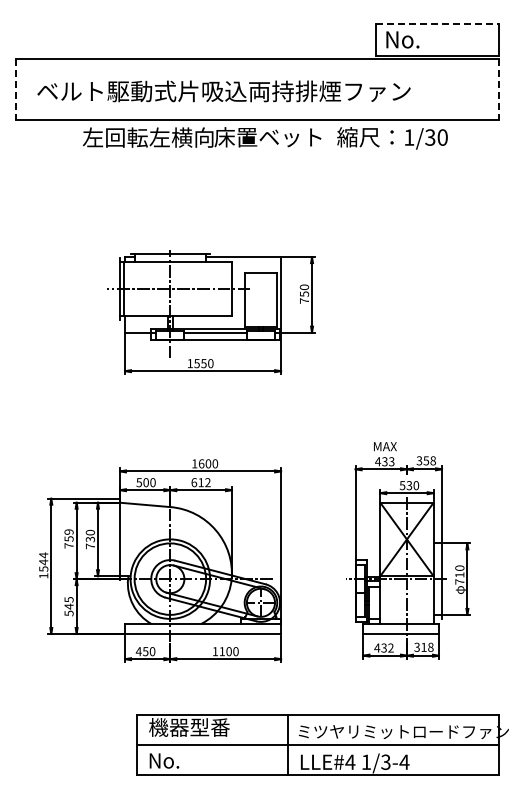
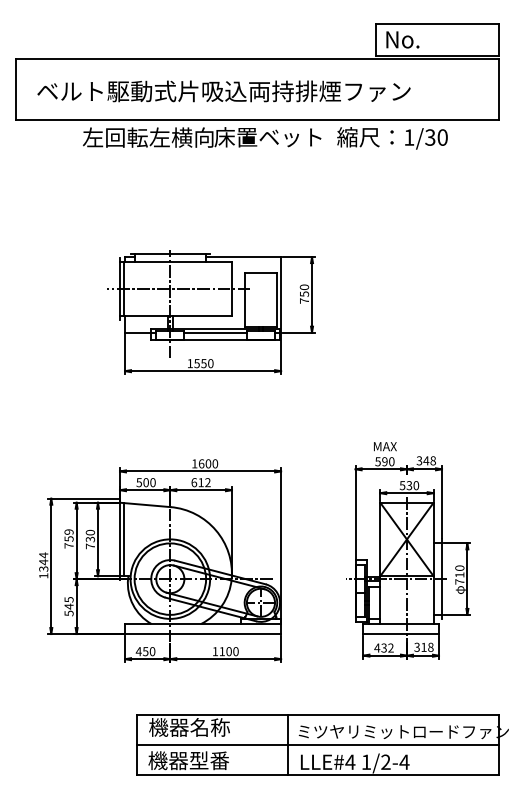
line: dashed -> solid (437, 23)
line: dashed -> solid (15, 90)
line: dashed -> solid (499, 90)
text: 358 -> 348 (426, 460)
text: 433 -> 590 (384, 461)
line: none -> present (124, 539)
text: 1544 -> 1344 (41, 568)
text: 機器型番 -> 機器名称 (209, 727)
text: No. -> 機器型番 (188, 760)
text: 1/3-4 -> 1/2-4 (385, 762)
